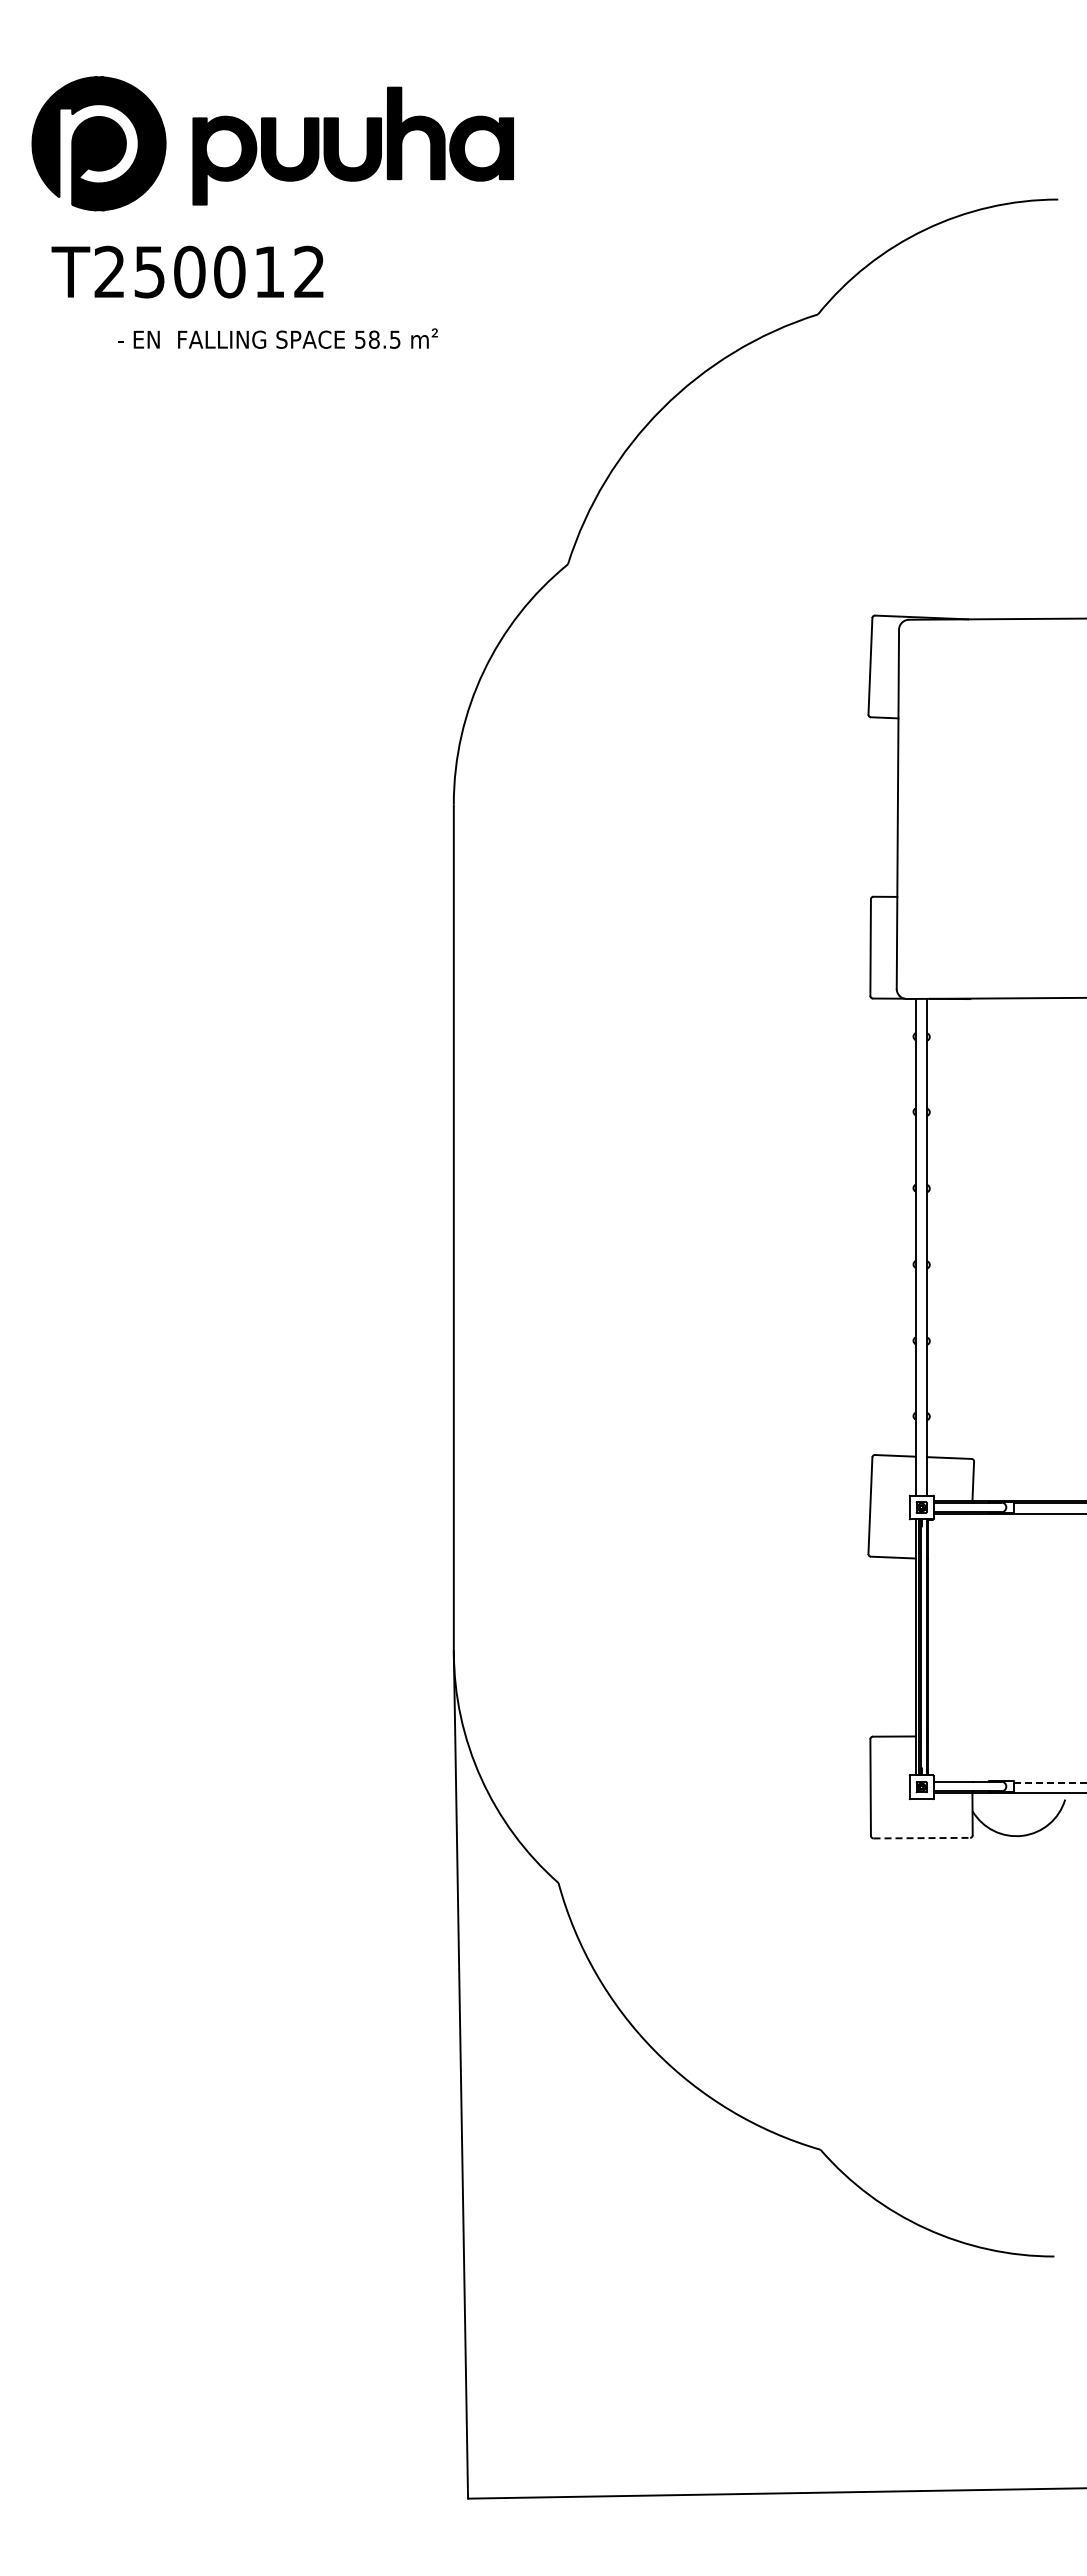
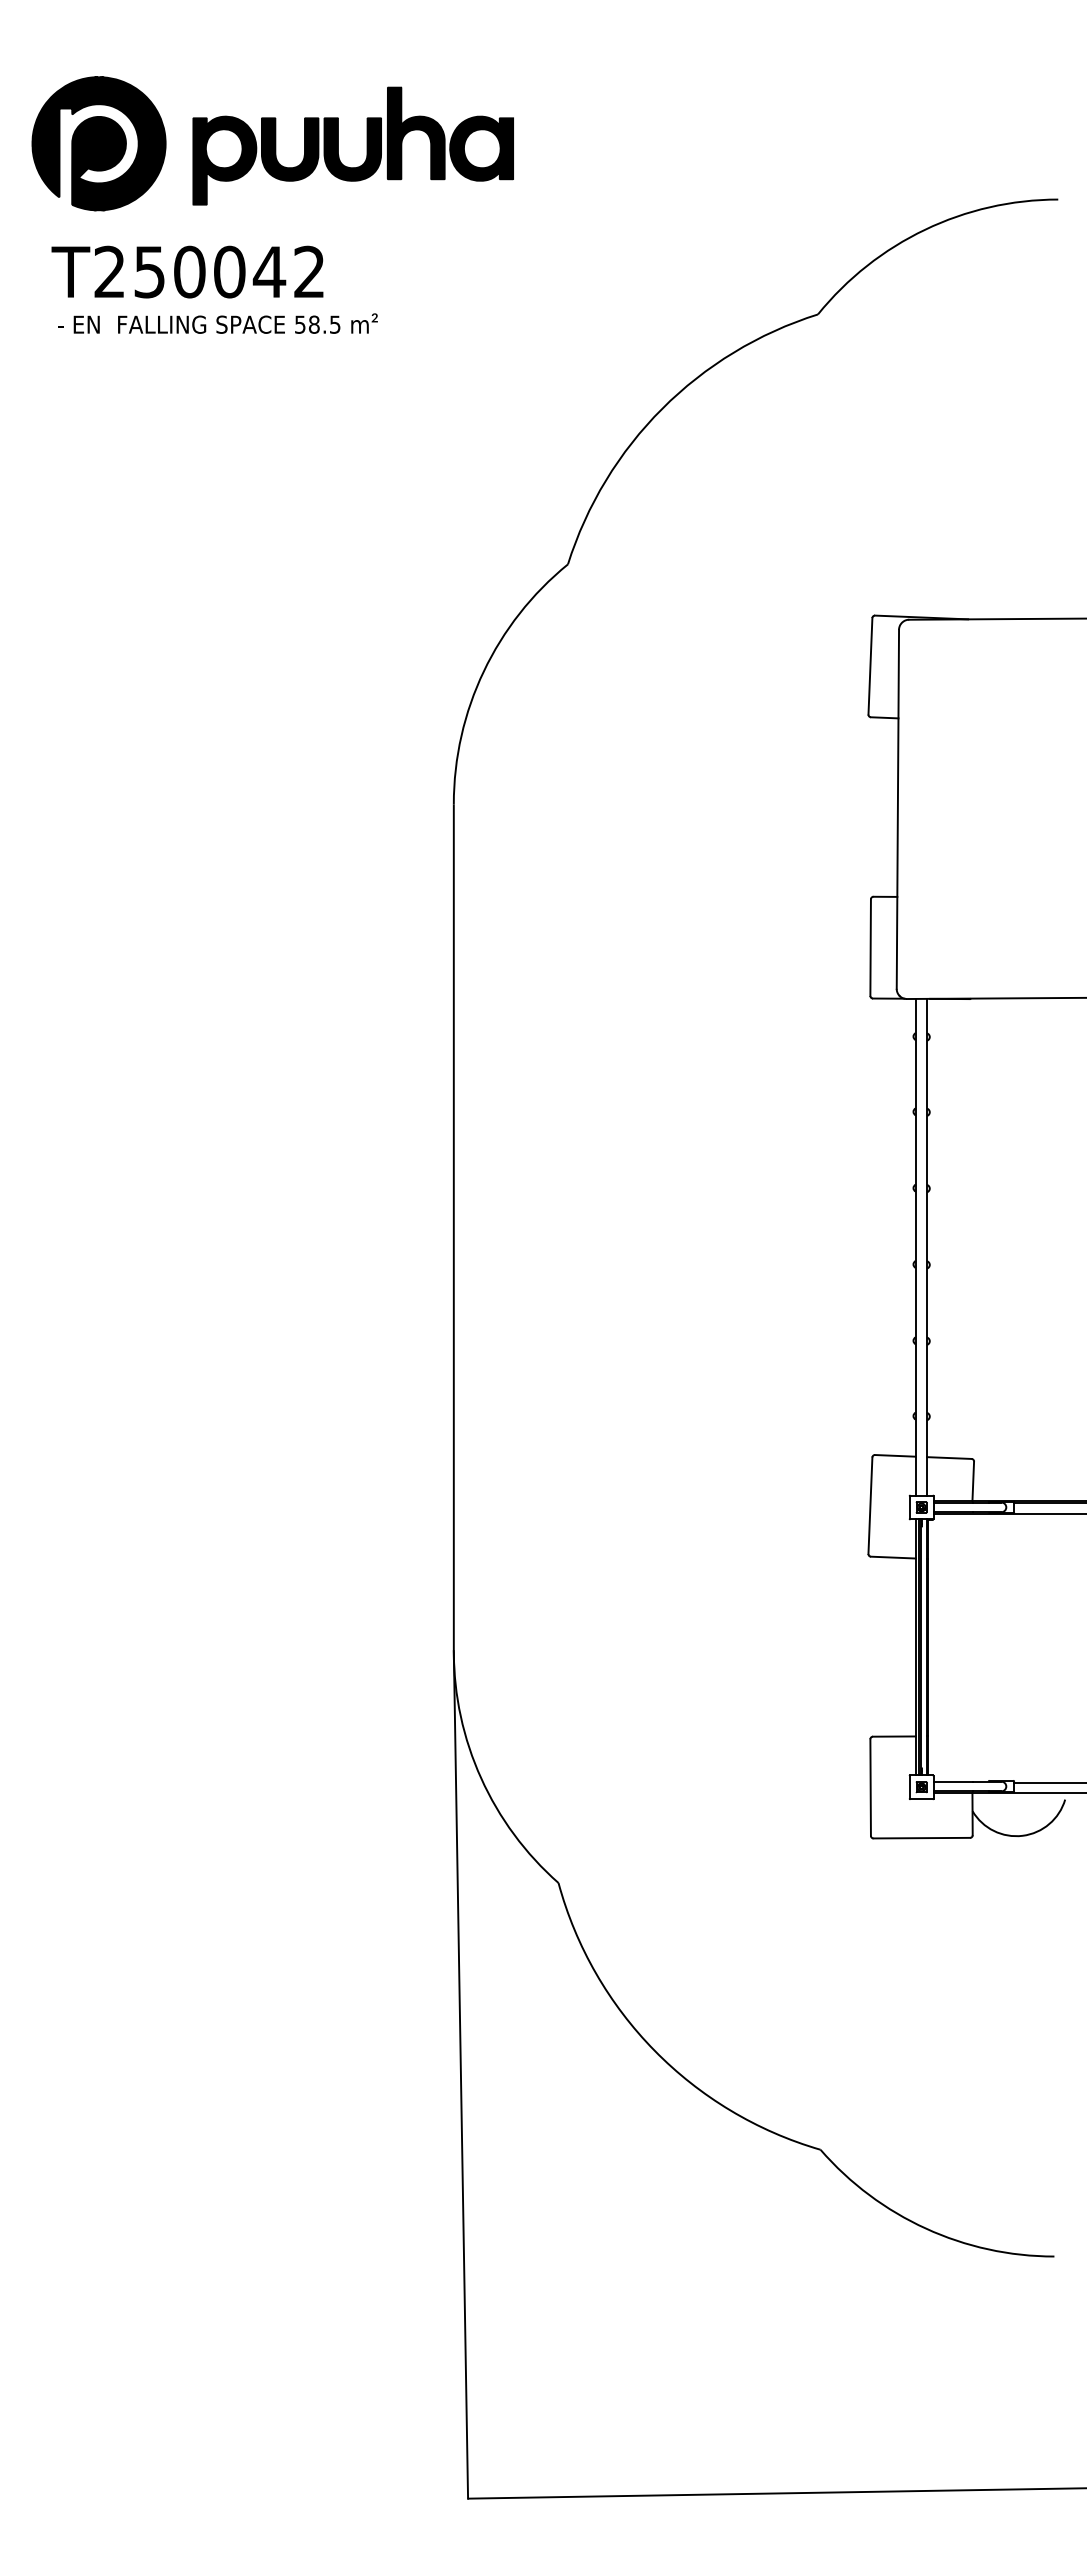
text: T250012 -> T250042 (269, 271)
text position: (277, 338) -> (217, 323) (217, 323)
line: dashed -> solid (1051, 1782)
line: dashed -> solid (922, 1838)
